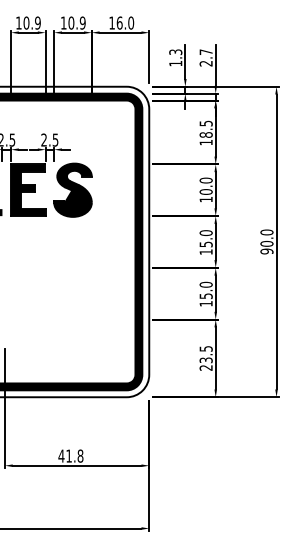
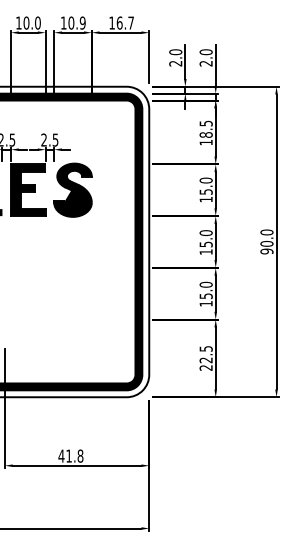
text: 10.9 -> 10.0 (37, 22)
text: 16.0 -> 16.7 (131, 22)
text: 2.7 -> 2.0 (205, 52)
text: 1.3 -> 2.0 (175, 57)
text: 10.0 -> 15.0 (205, 191)
text: 23.5 -> 22.5 (206, 360)
